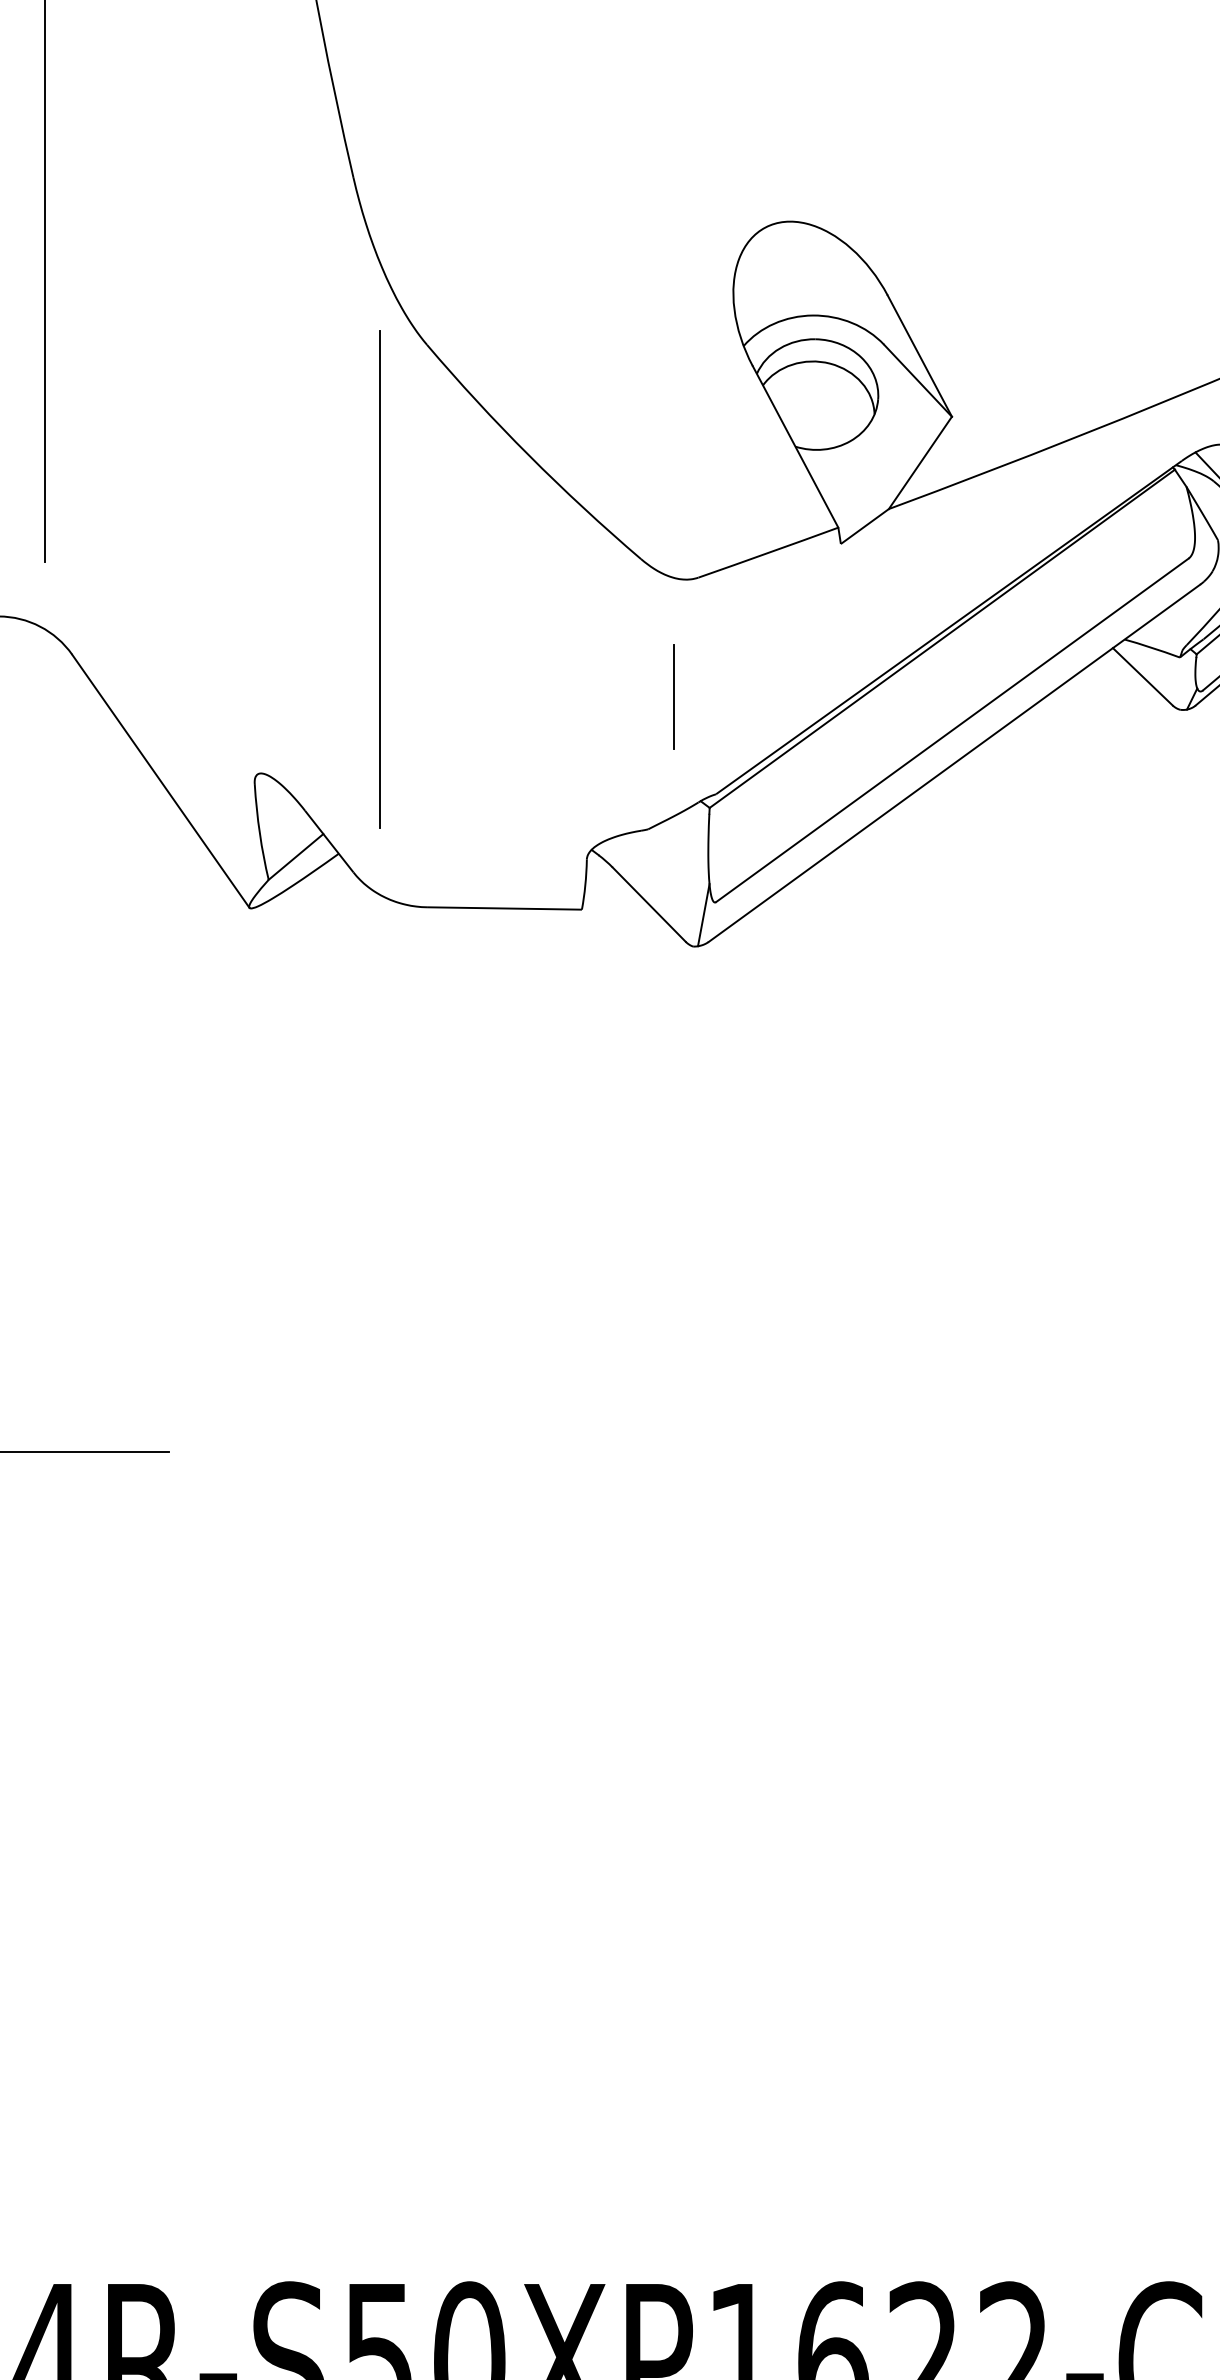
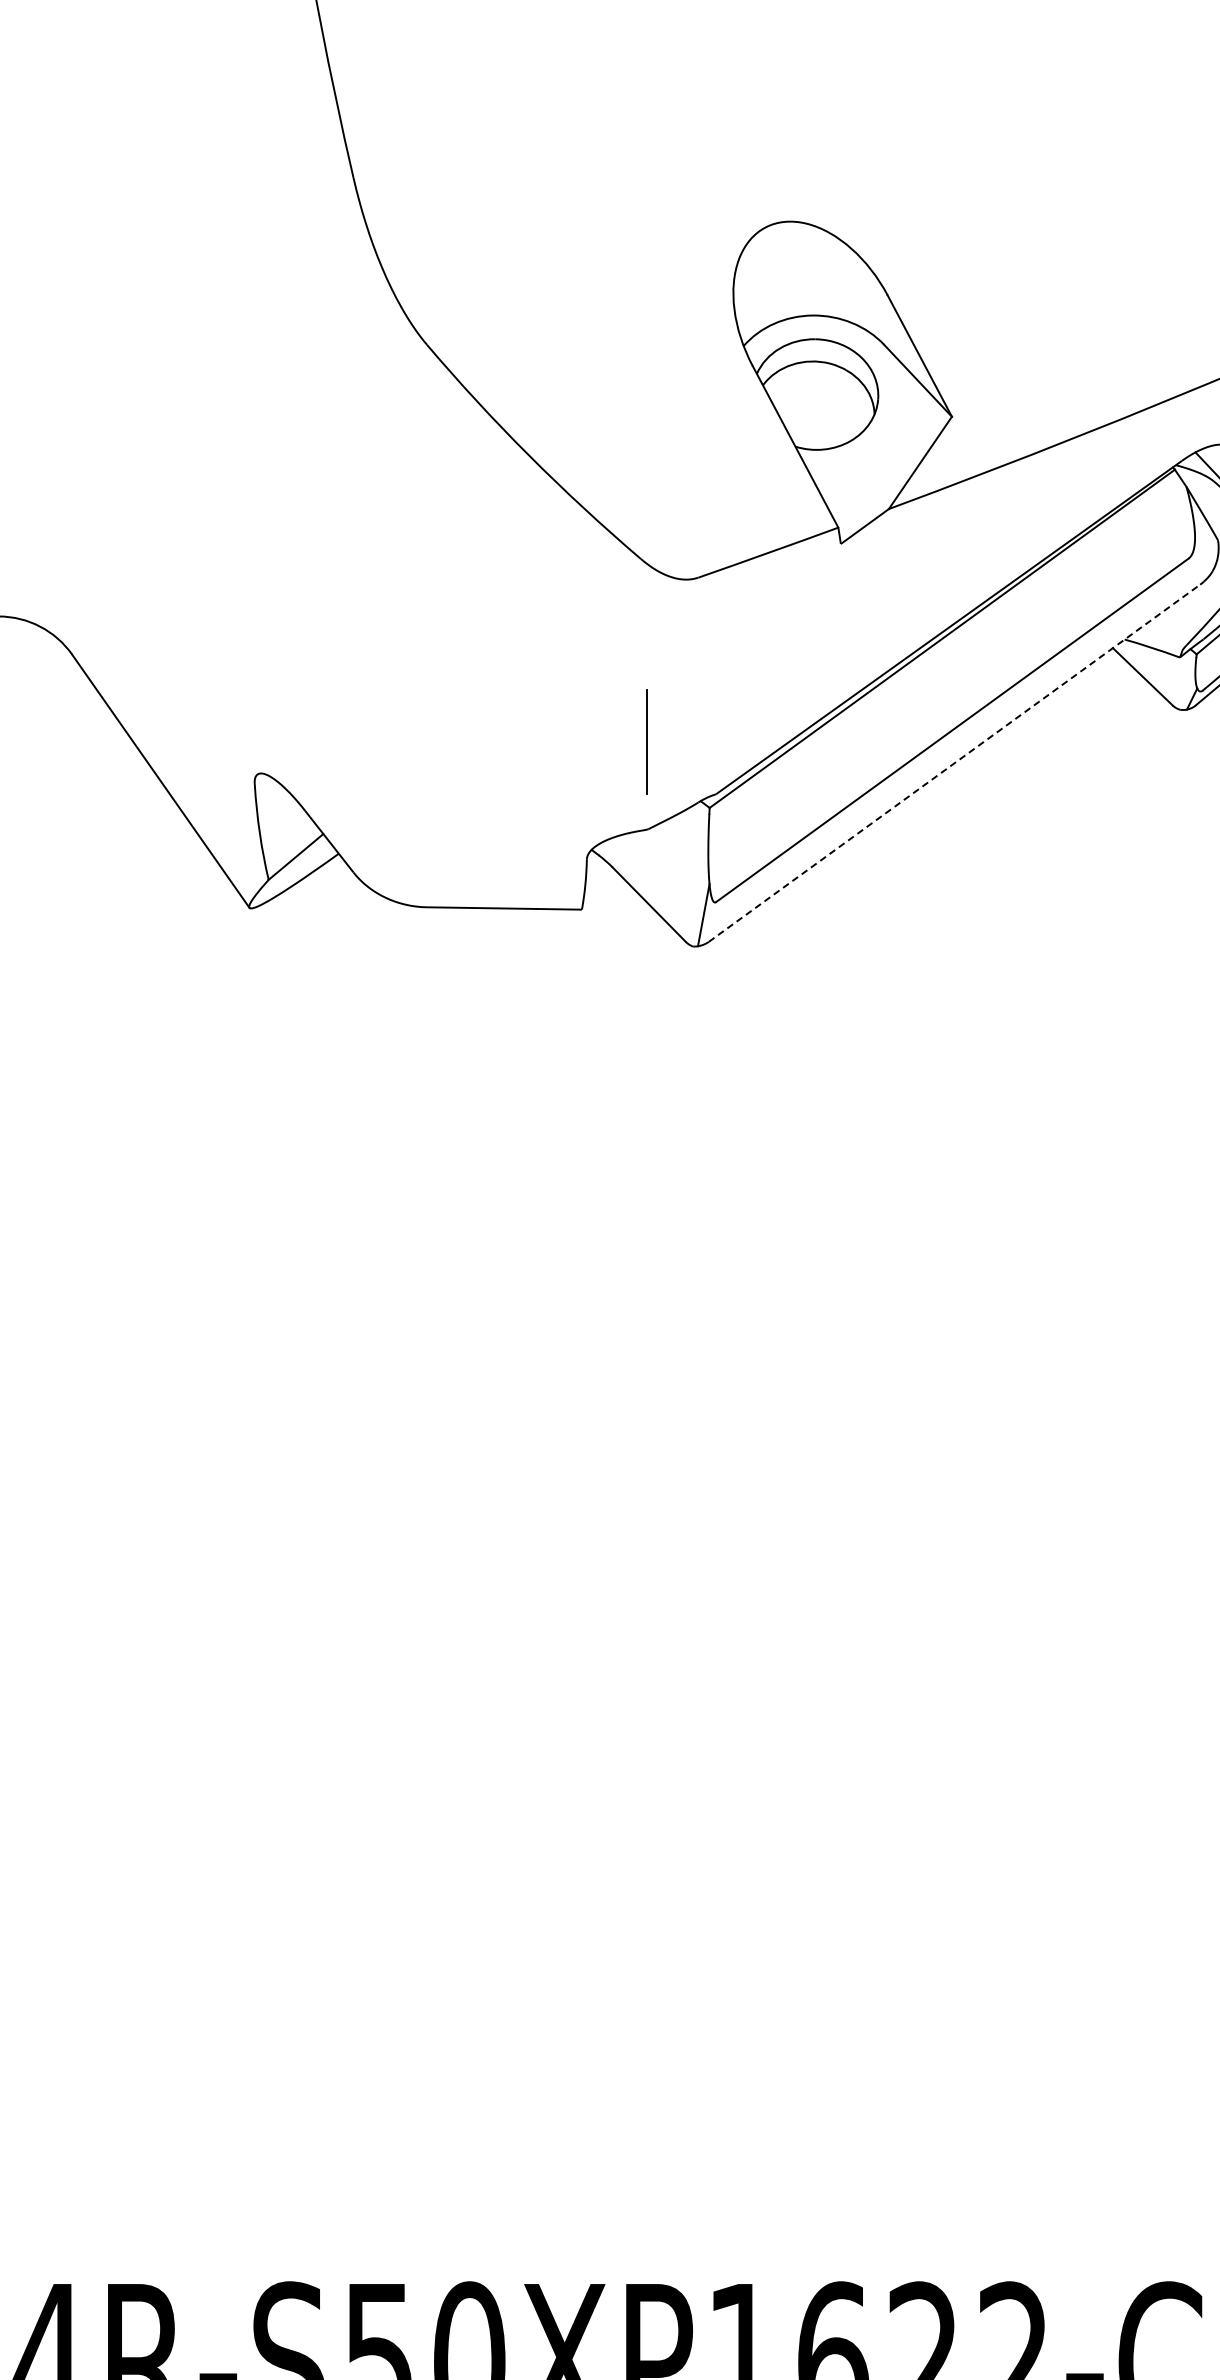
line: present -> none (45, 282)
line: present -> none (379, 579)
line position: (673, 696) -> (646, 741) (646, 741)
line: solid -> dashed (954, 763)
line: present -> none (85, 1452)
